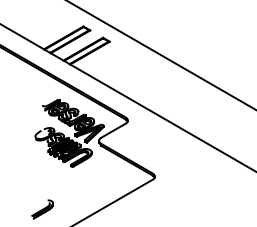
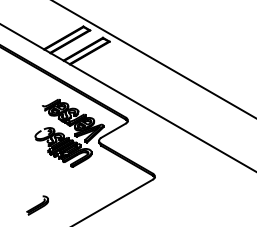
line position: (161, 55) -> (154, 59) (154, 59)
part position: (42, 209) -> (37, 205) (37, 205)
